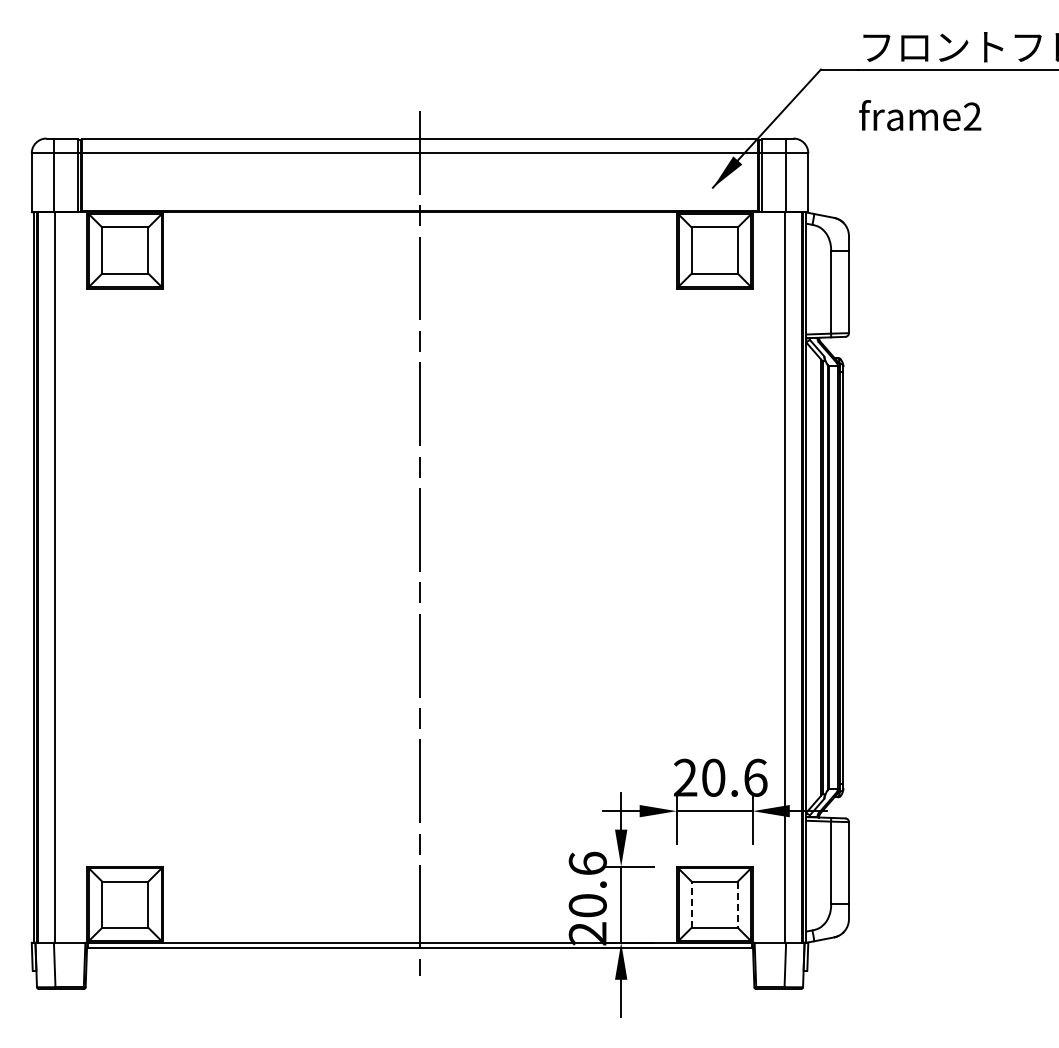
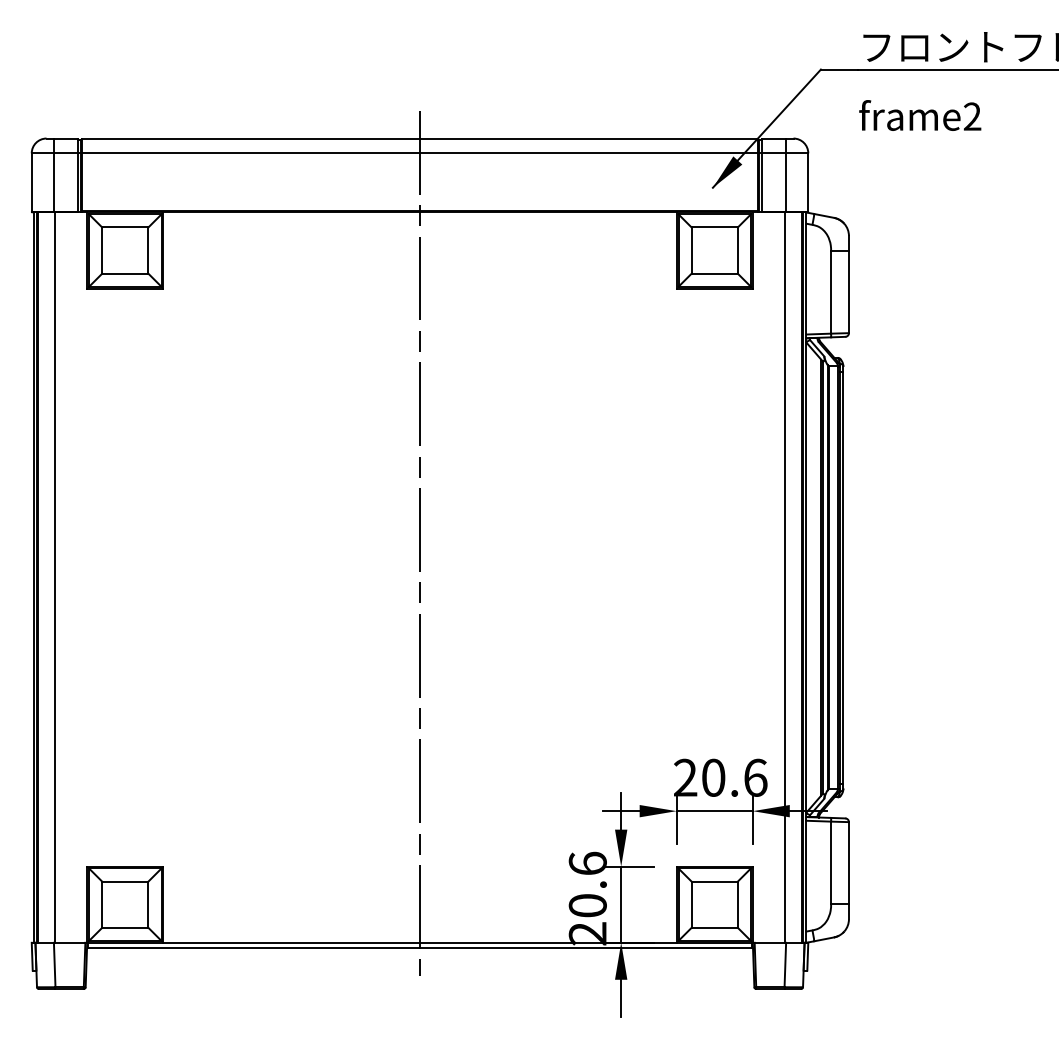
line: dashed -> solid (691, 904)
line: dashed -> solid (737, 905)
